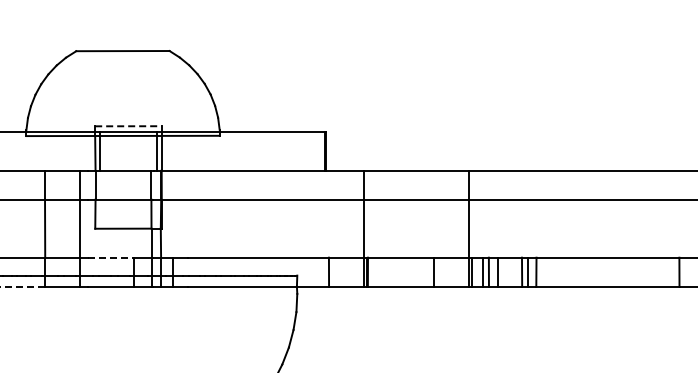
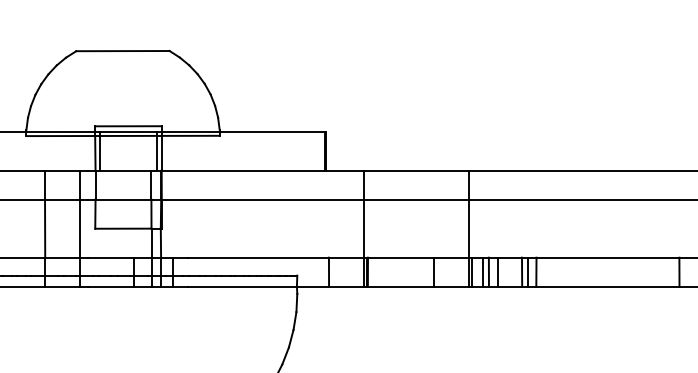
line: dashed -> solid (128, 126)
line: dashed -> solid (111, 257)
line: dashed -> solid (23, 286)
